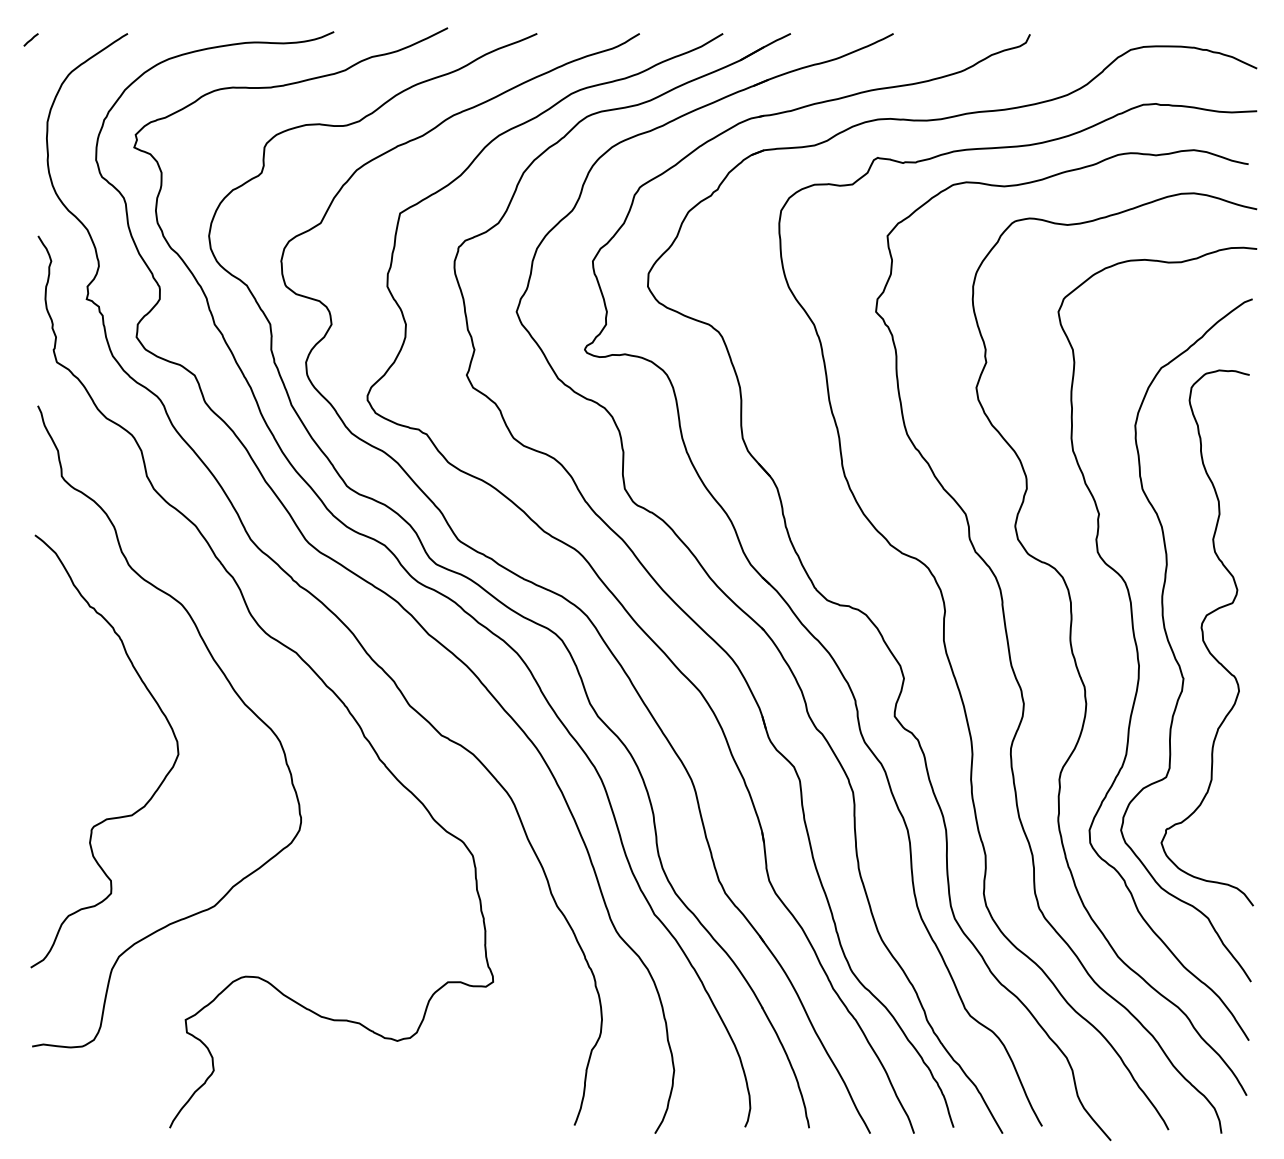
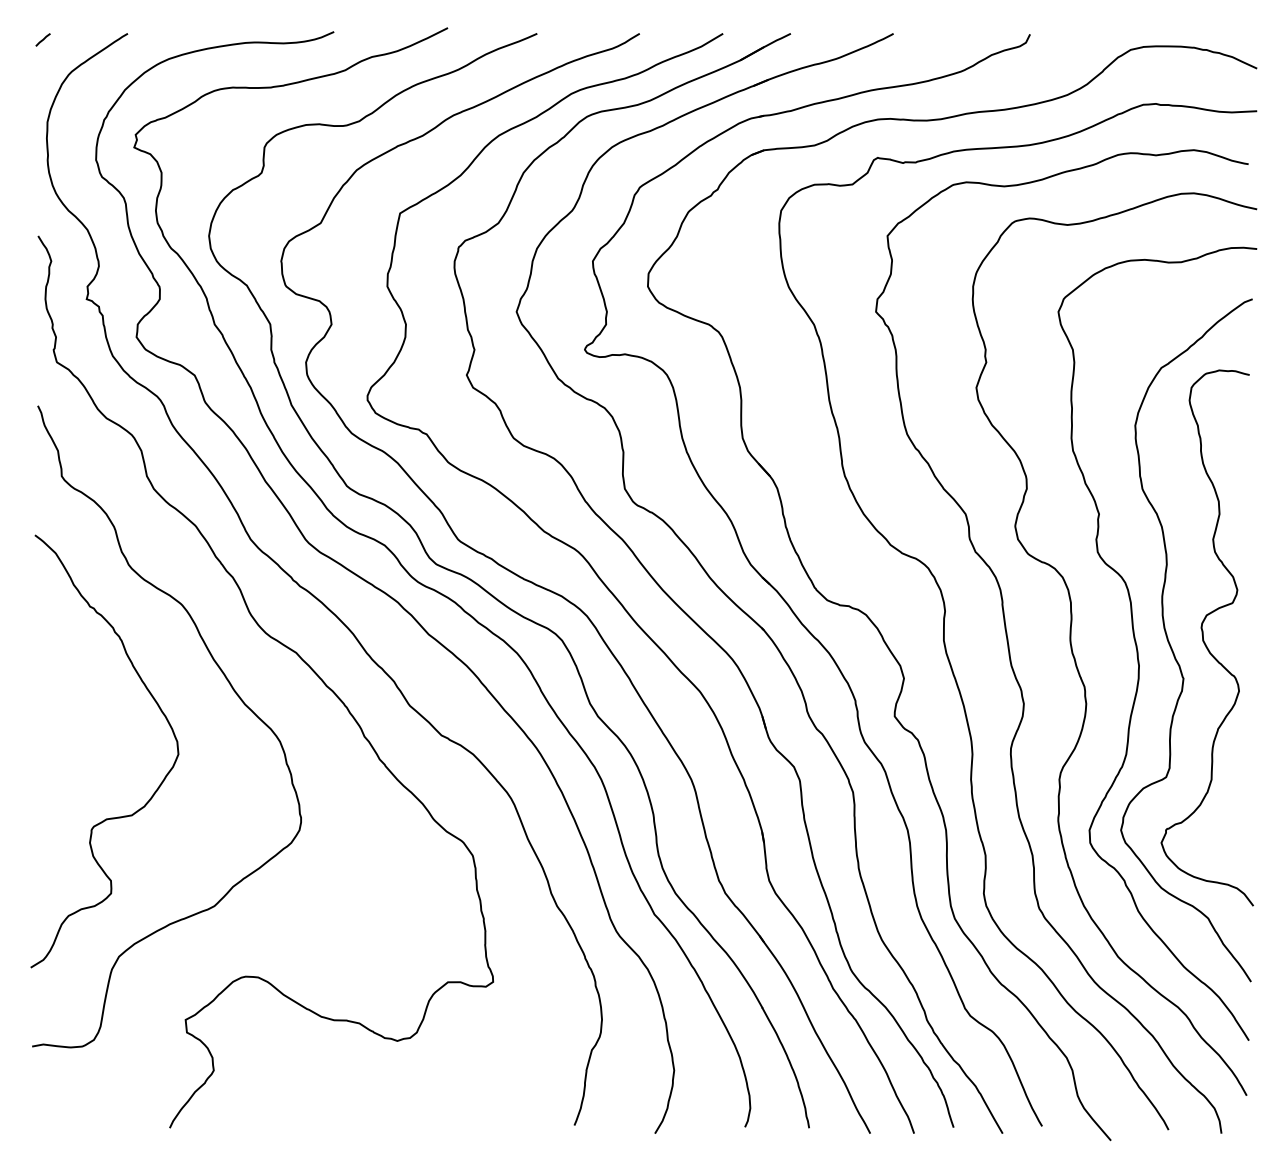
line position: (30, 39) -> (42, 39) (42, 39)
